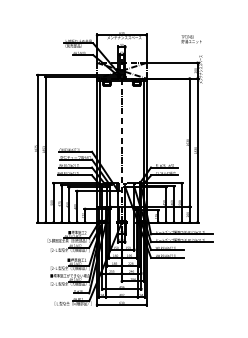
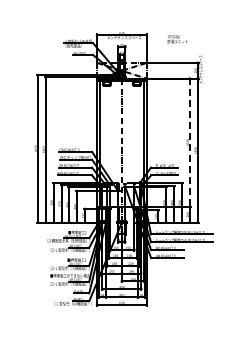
text position: (191, 39) -> (177, 39) (177, 39)
line: solid -> dashed (189, 142)
